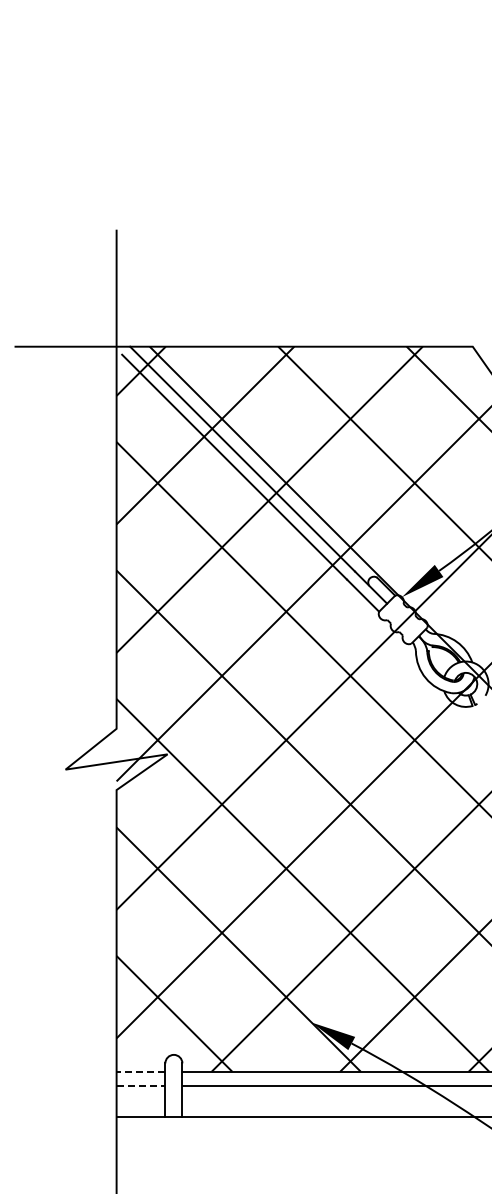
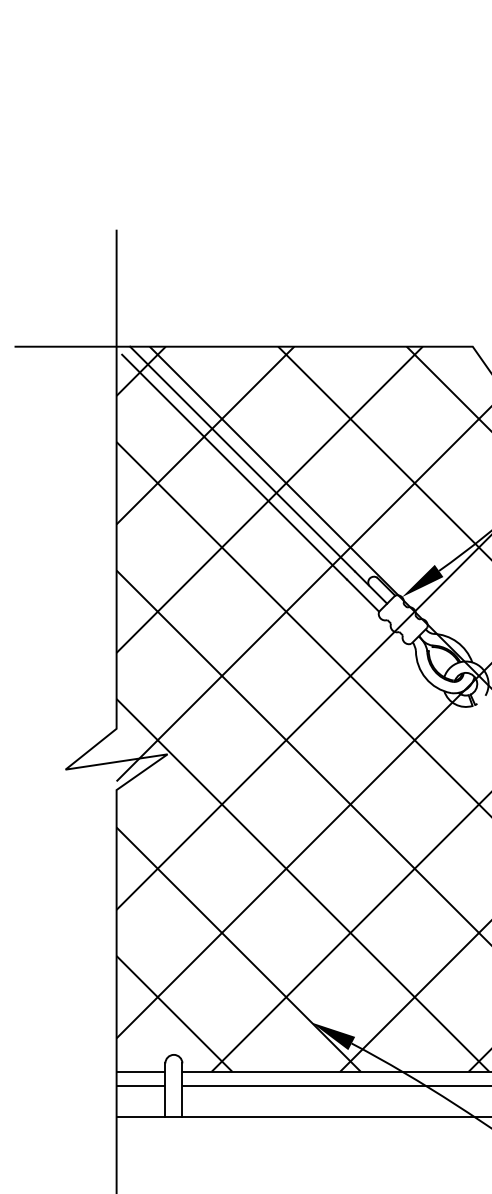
line: dashed -> solid (140, 1071)
line: dashed -> solid (141, 1086)
